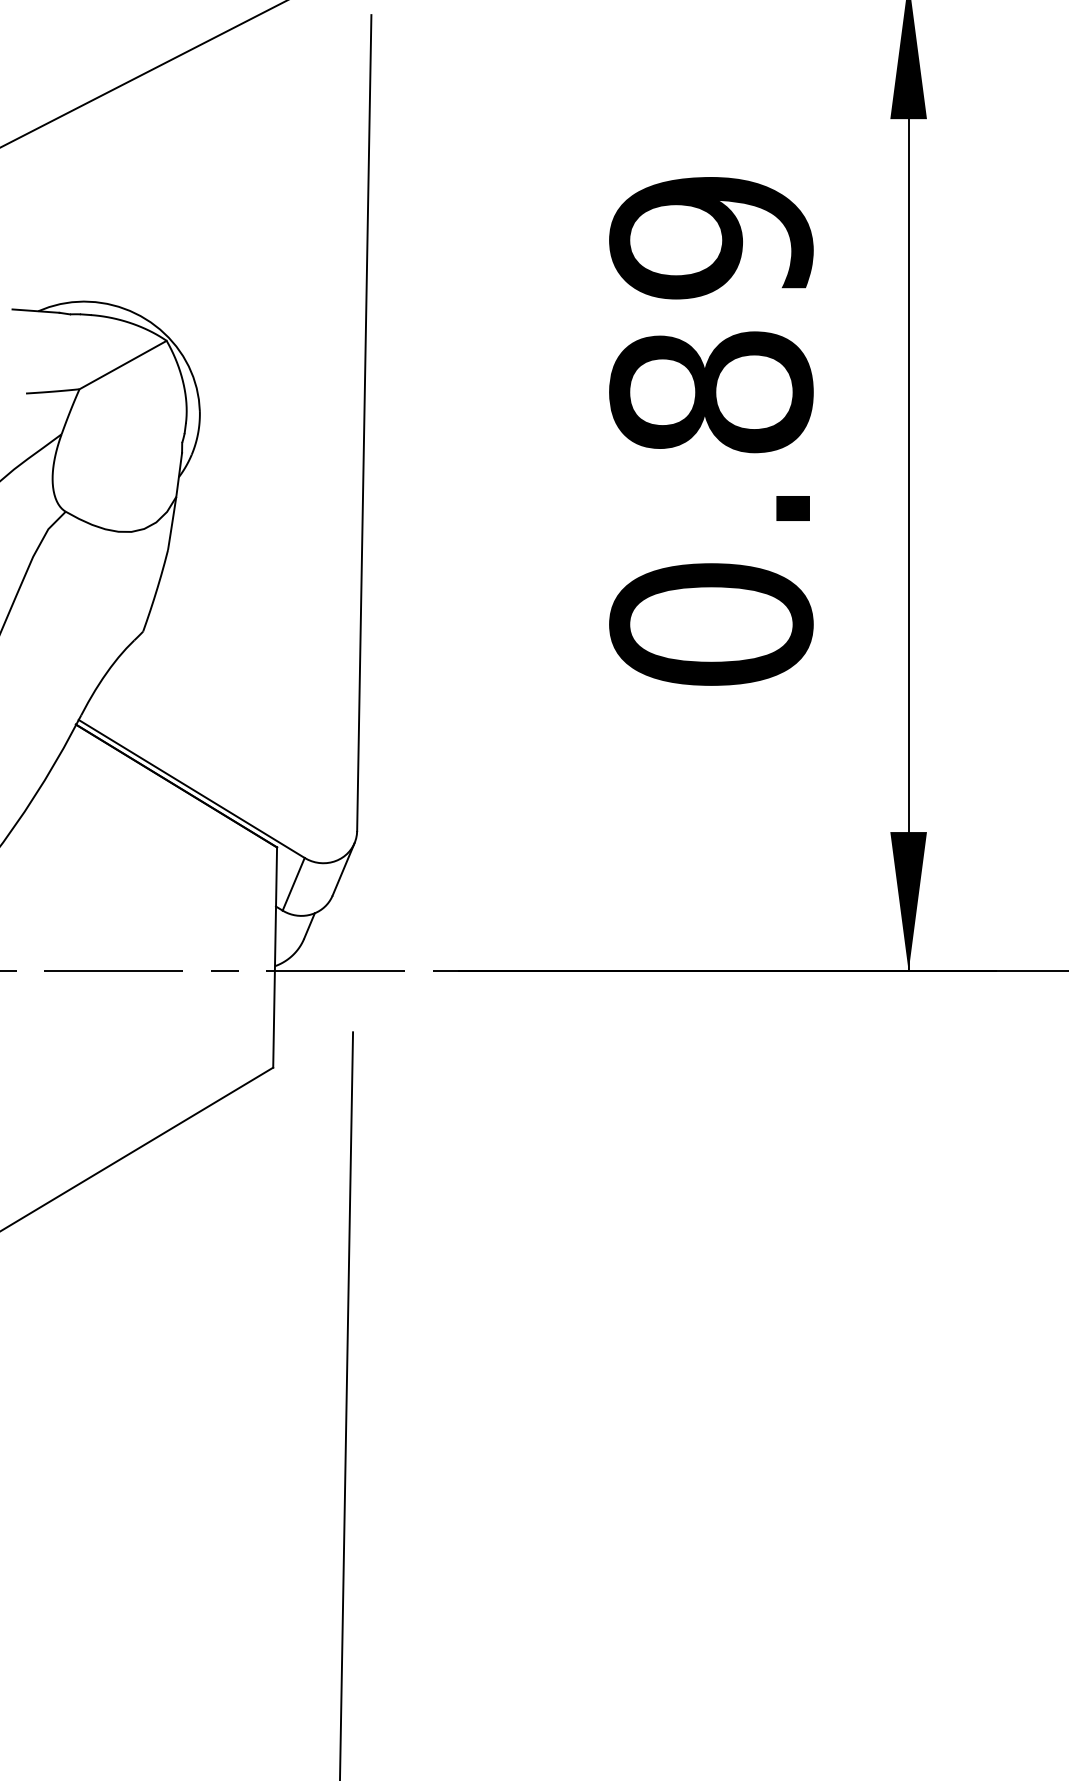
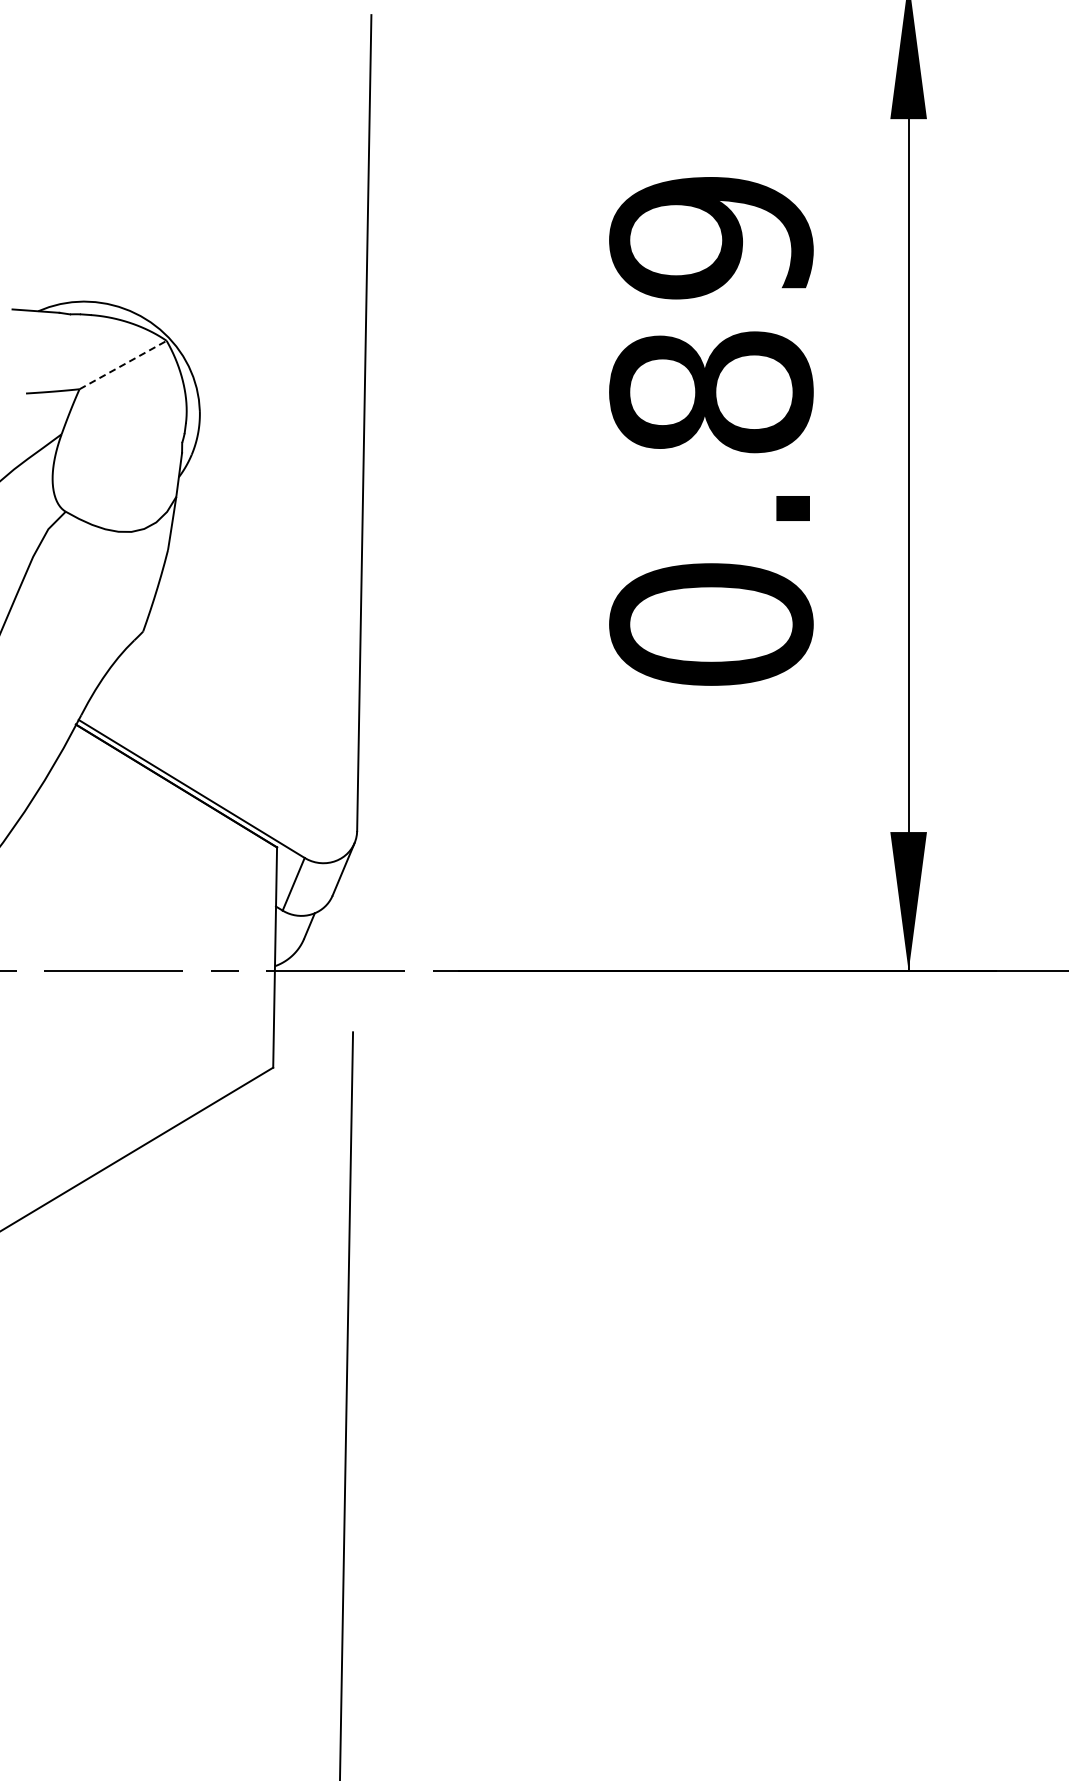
line: present -> none (142, 74)
line: solid -> dashed (123, 365)
